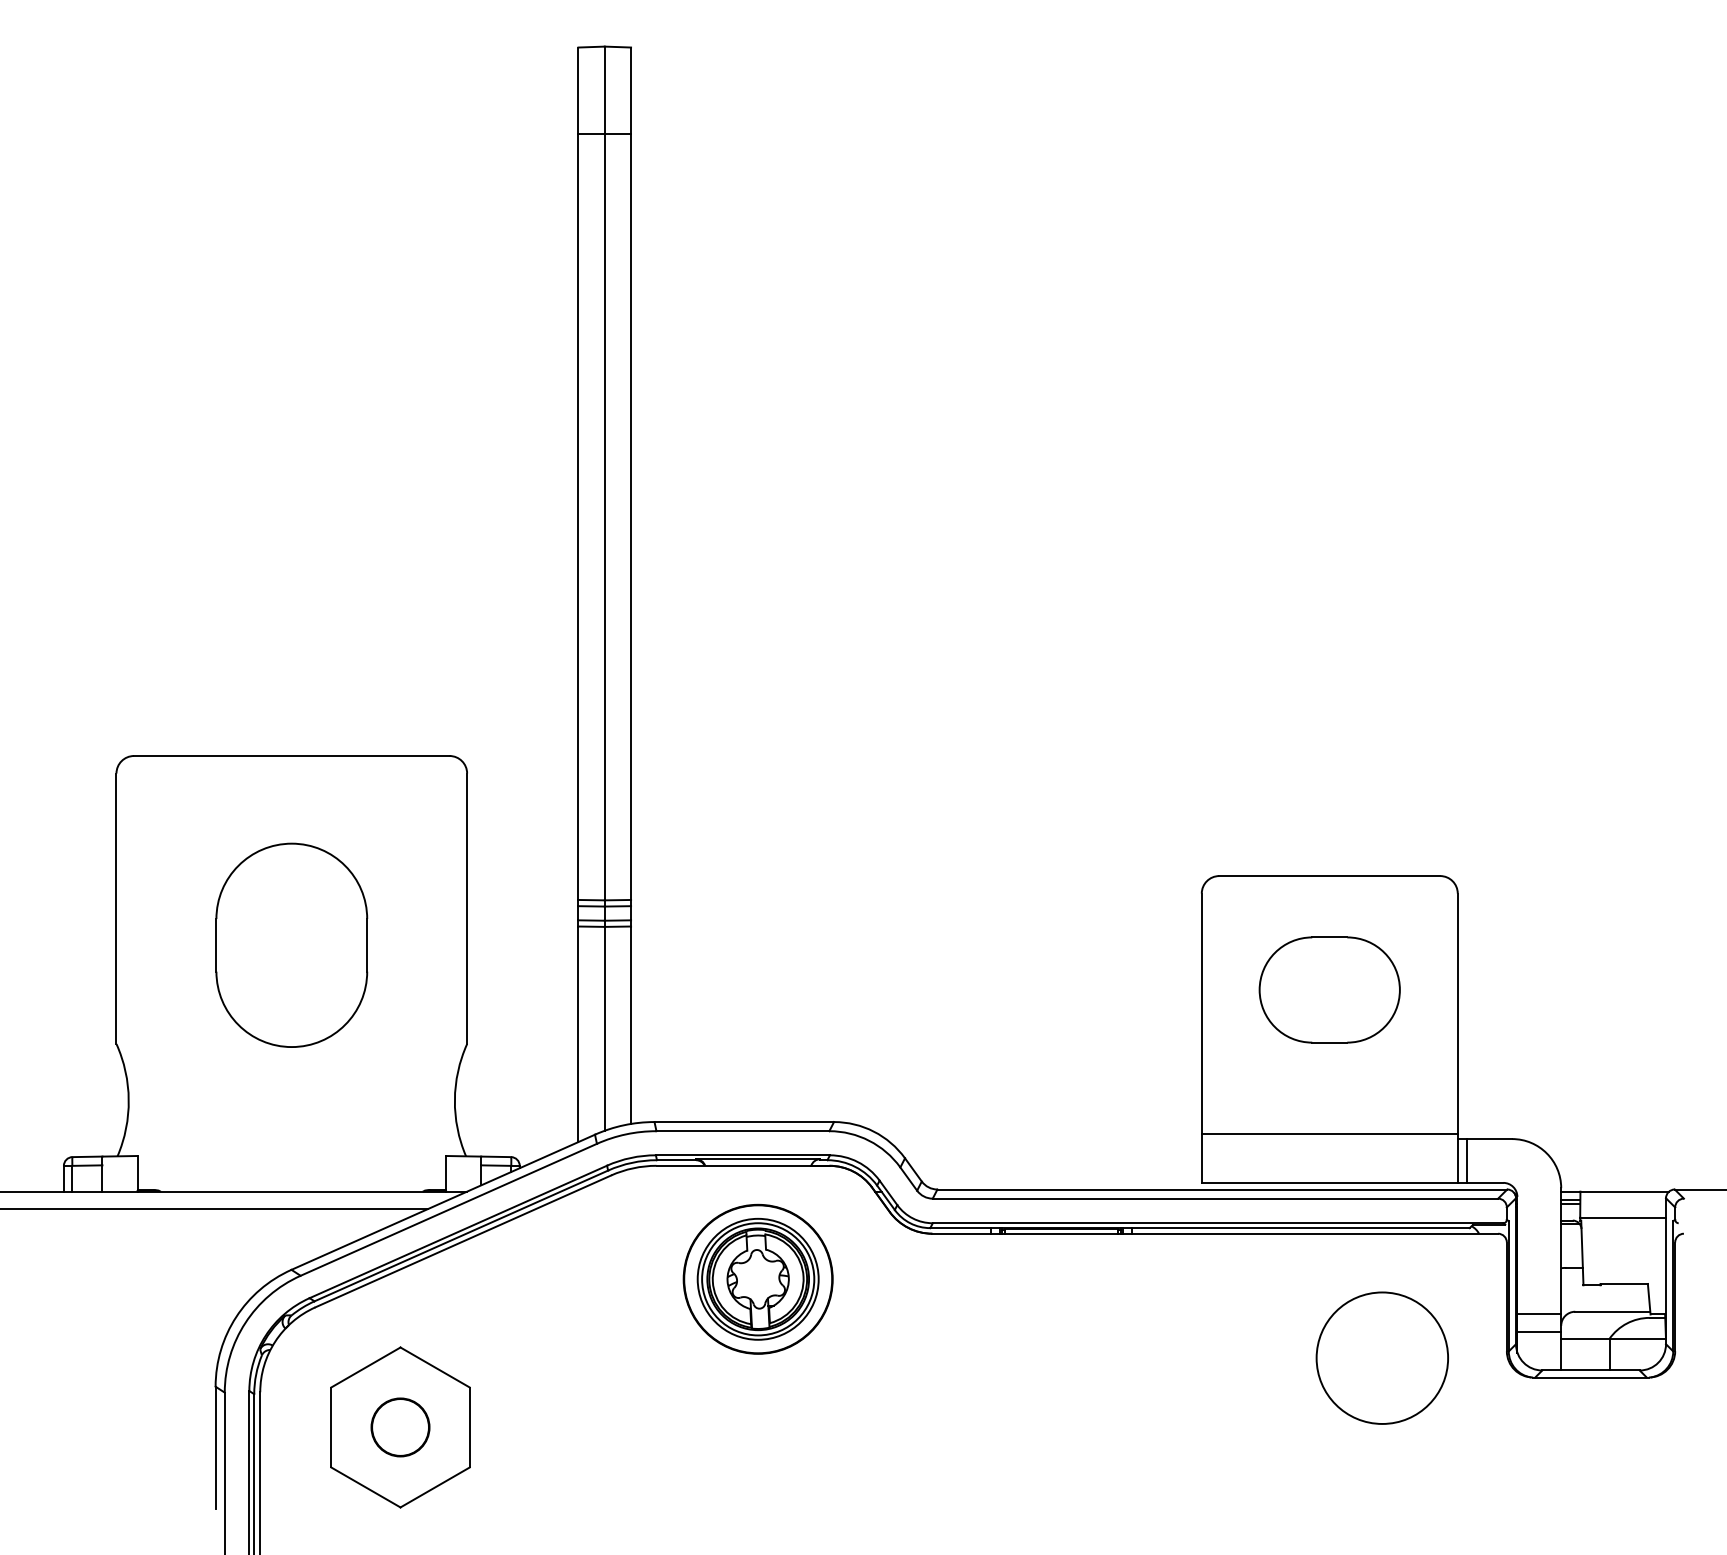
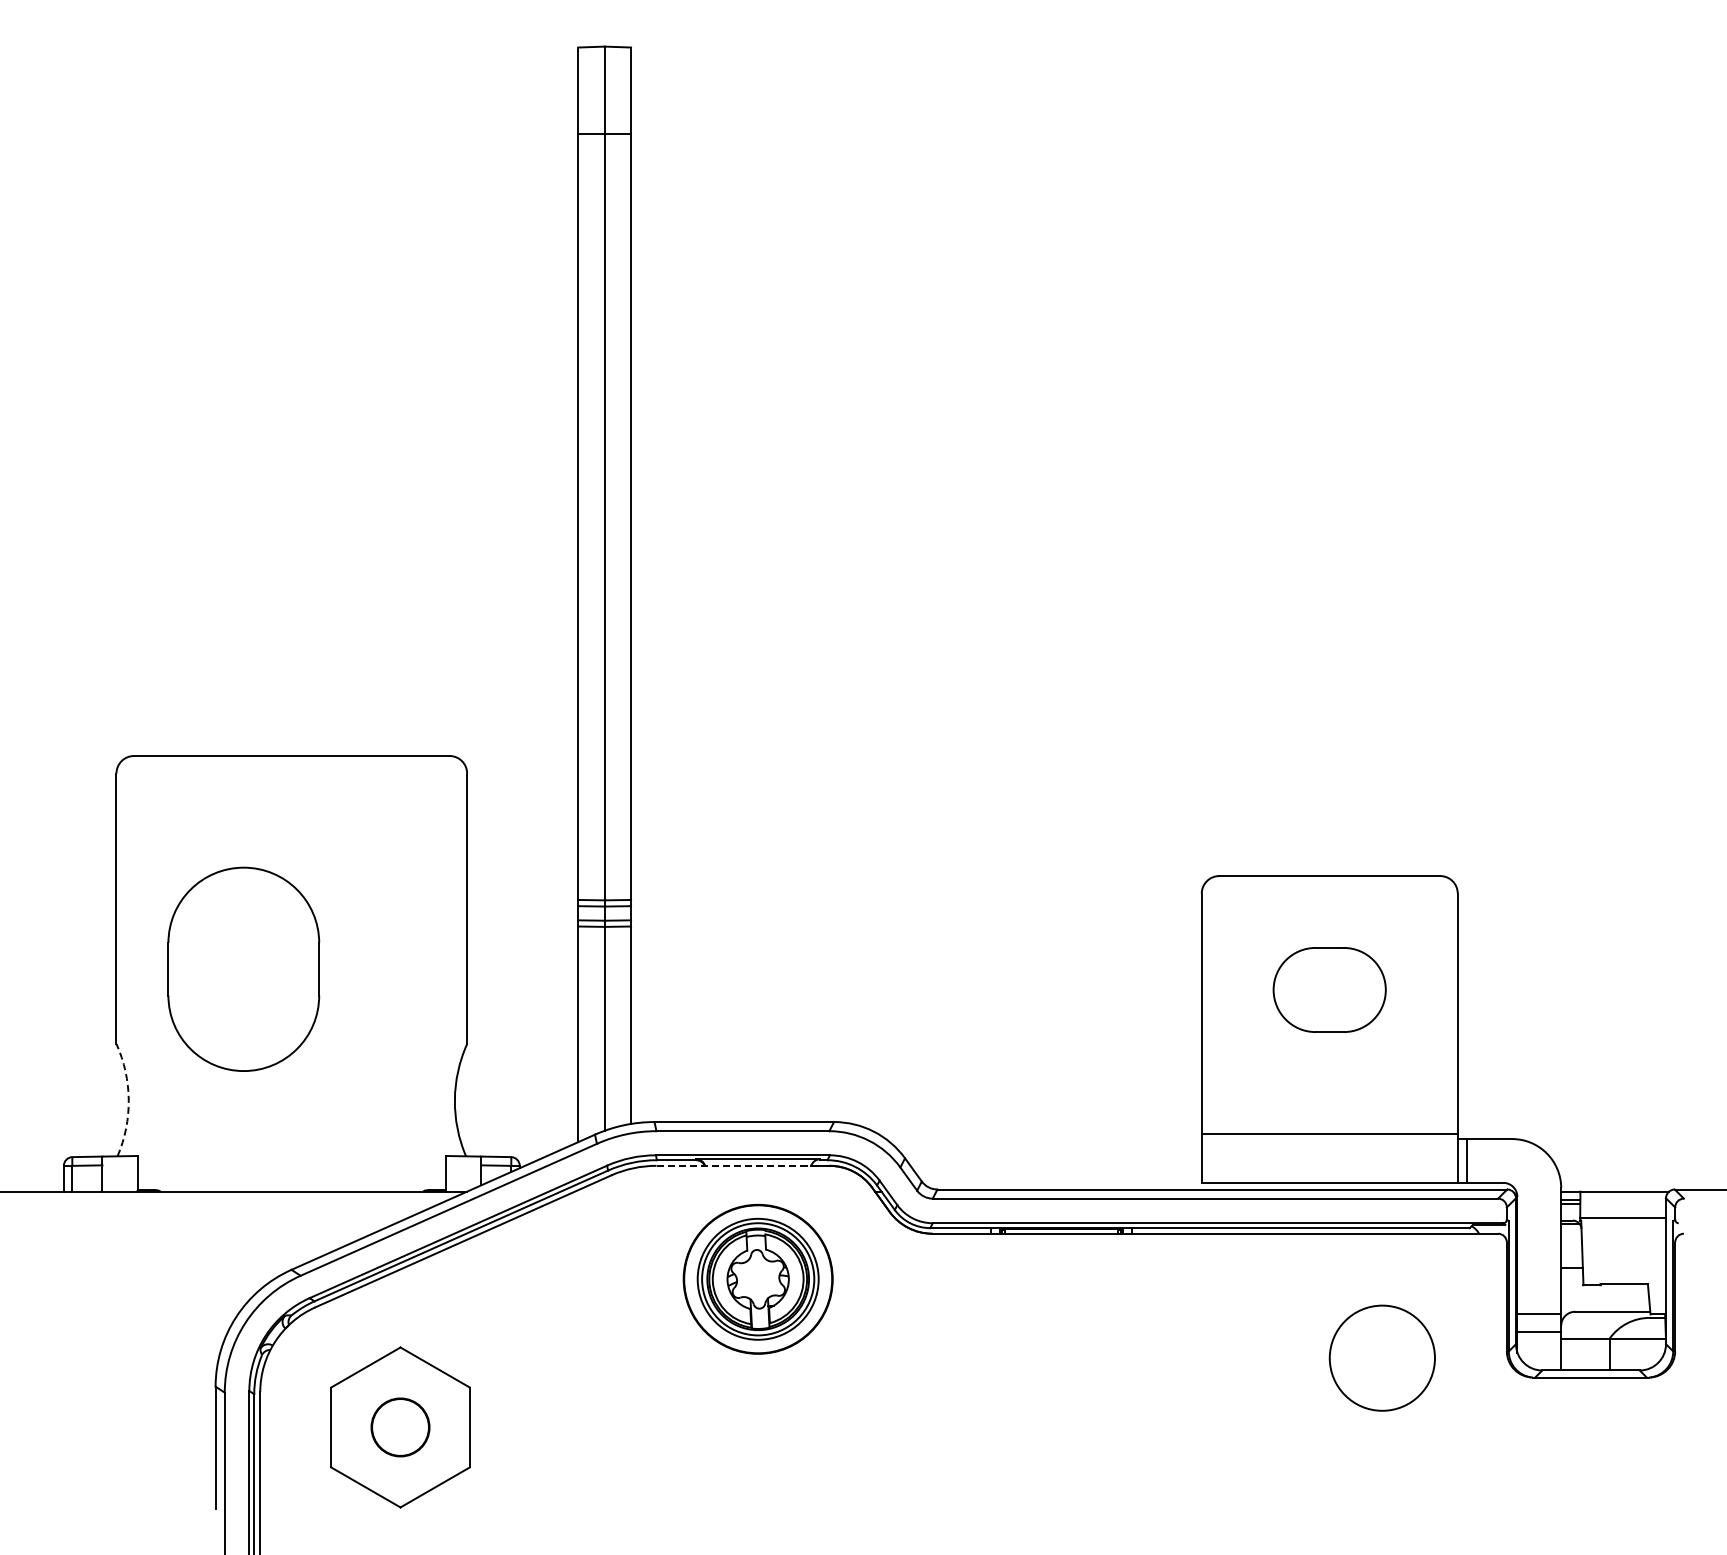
part position: (291, 944) -> (243, 968) (243, 968)
part size: 143x108 px -> 115x86 px (1329, 989)
arc: solid -> dashed (128, 1100)
line: solid -> dashed (742, 1165)
line: present -> none (214, 1209)
circle diameter: 131 px -> 105 px (1381, 1357)
